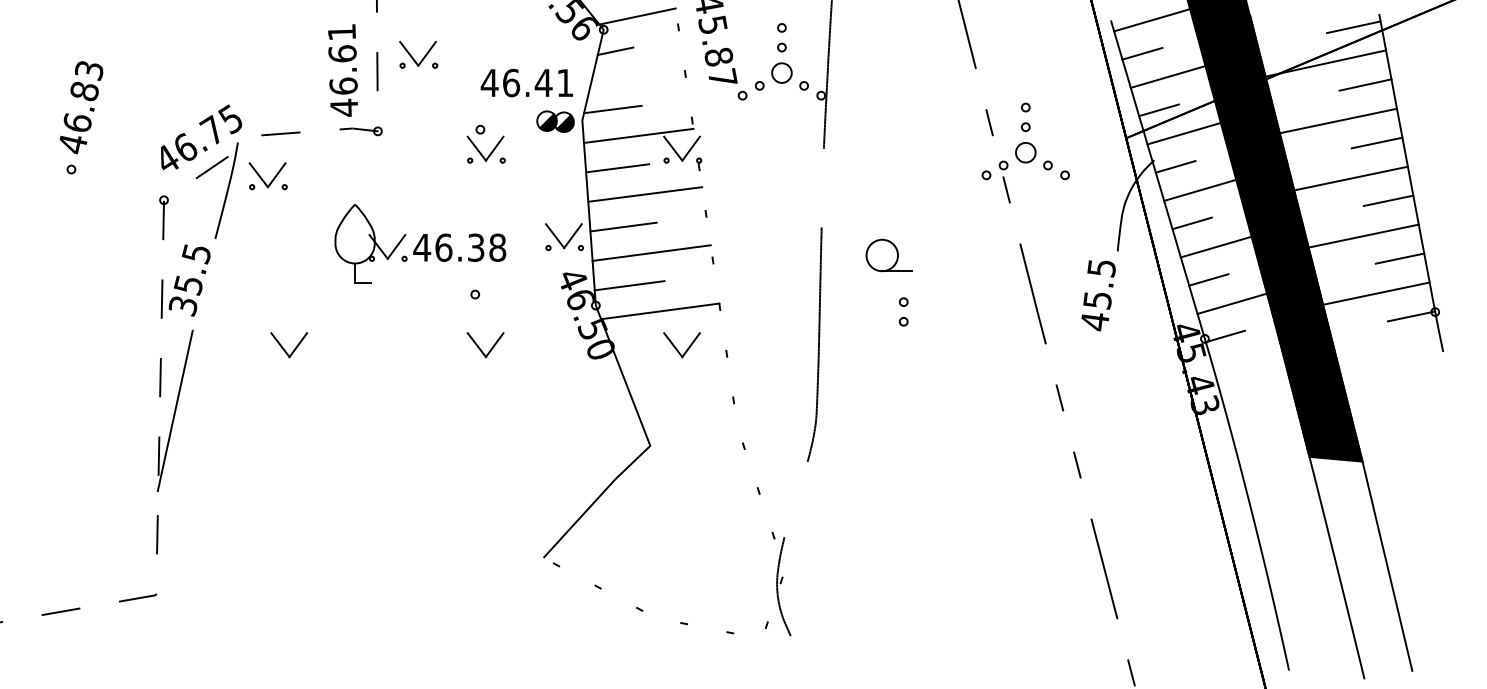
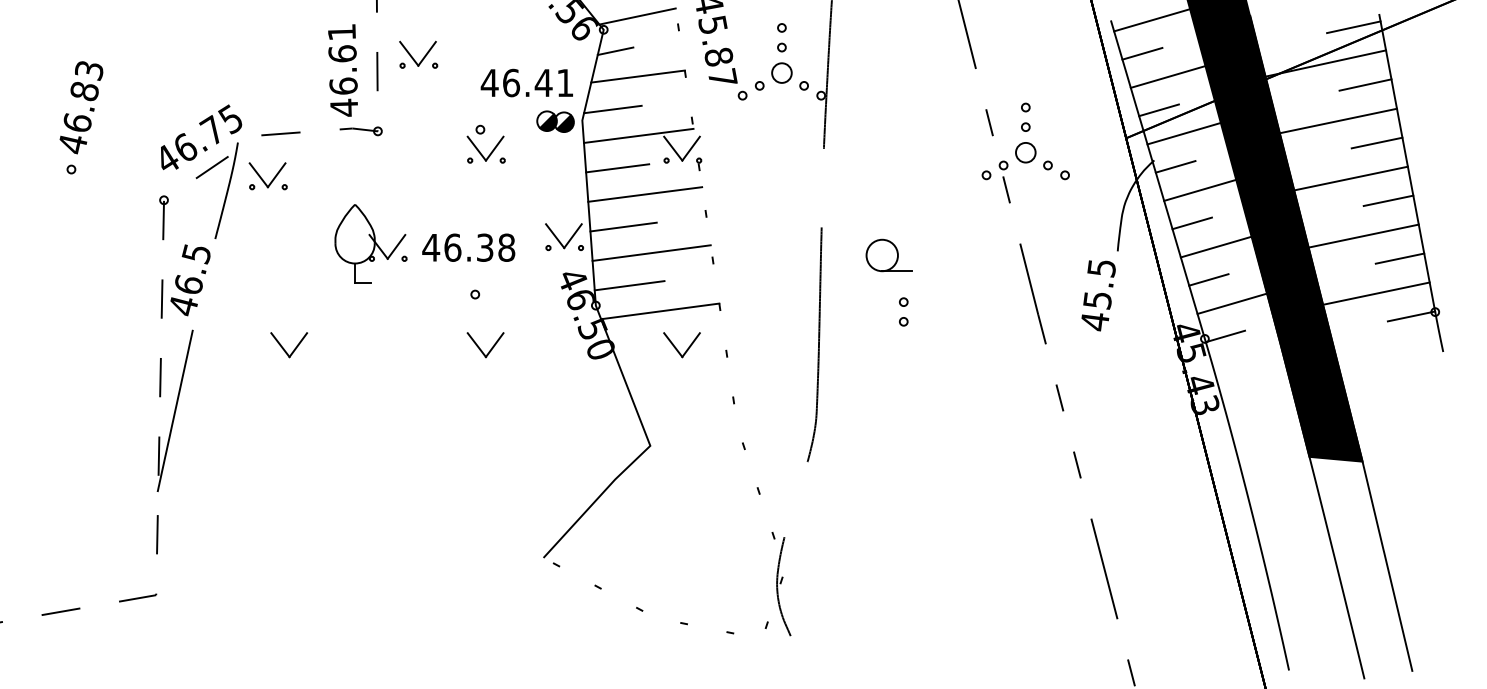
line: none -> present (637, 76)
text position: (459, 247) -> (468, 247) (468, 247)
text: 35.5 -> 46.5 (185, 295)
